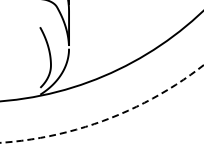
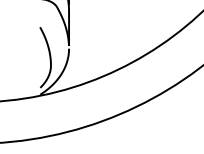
circle: dashed -> solid (101, 103)
